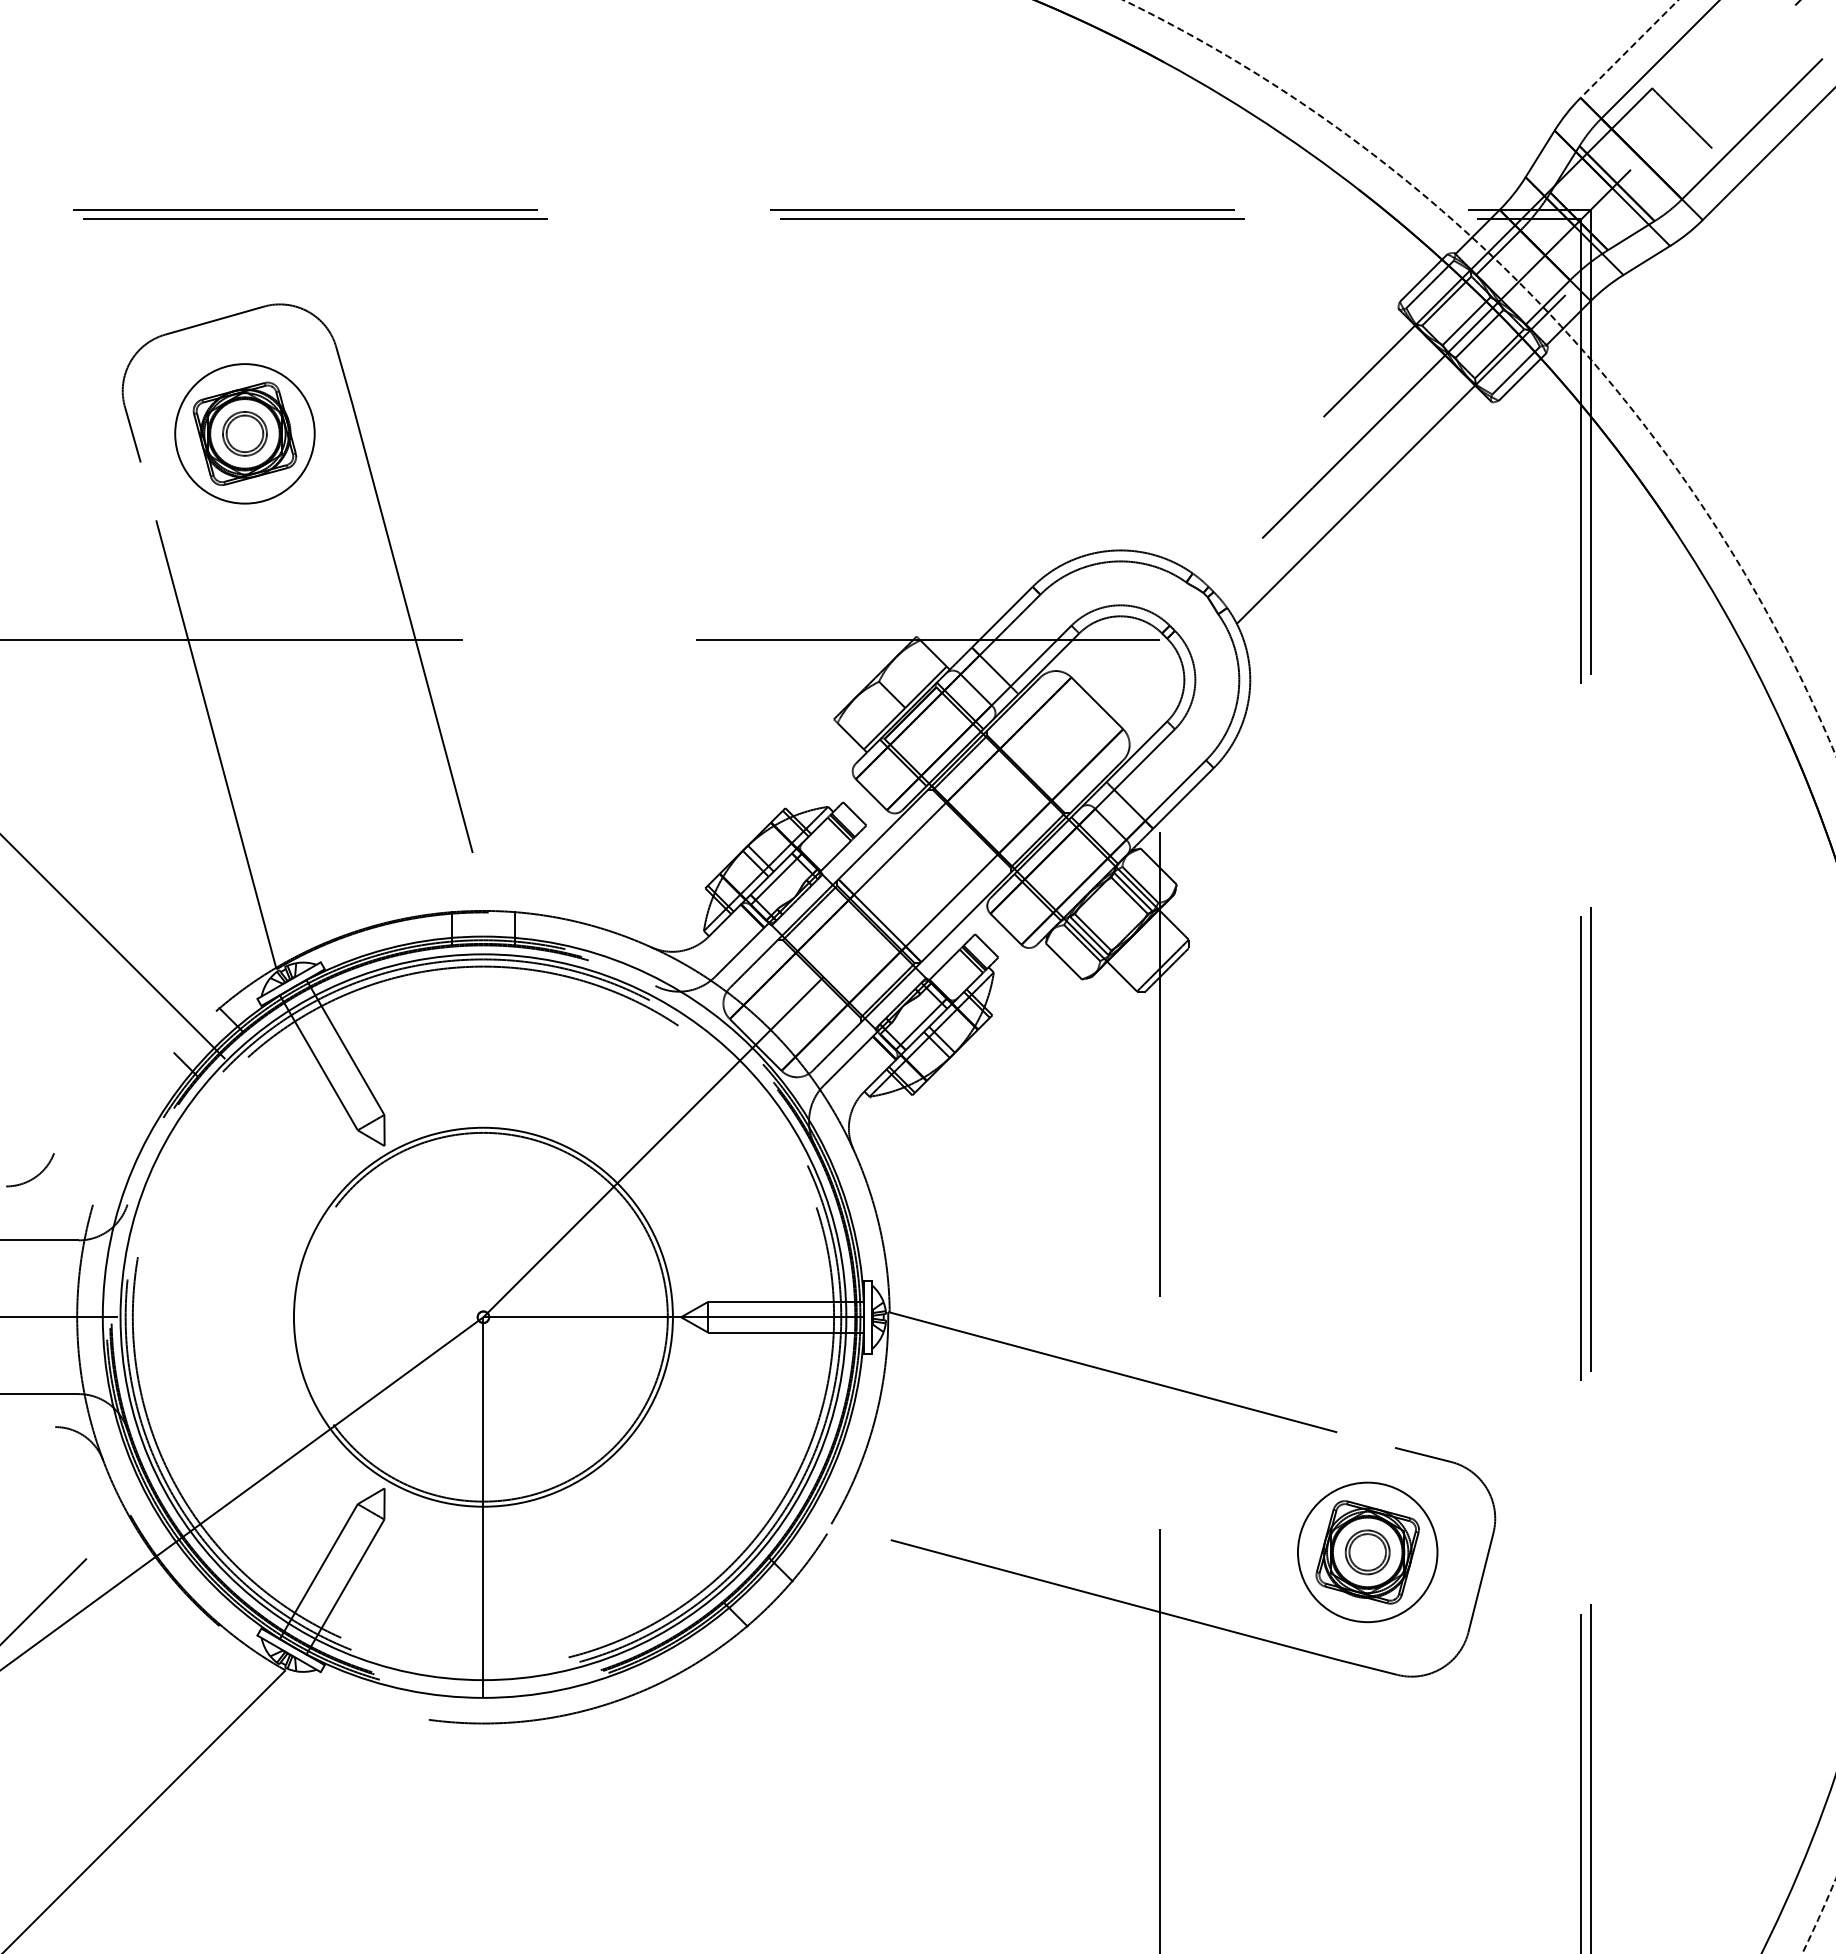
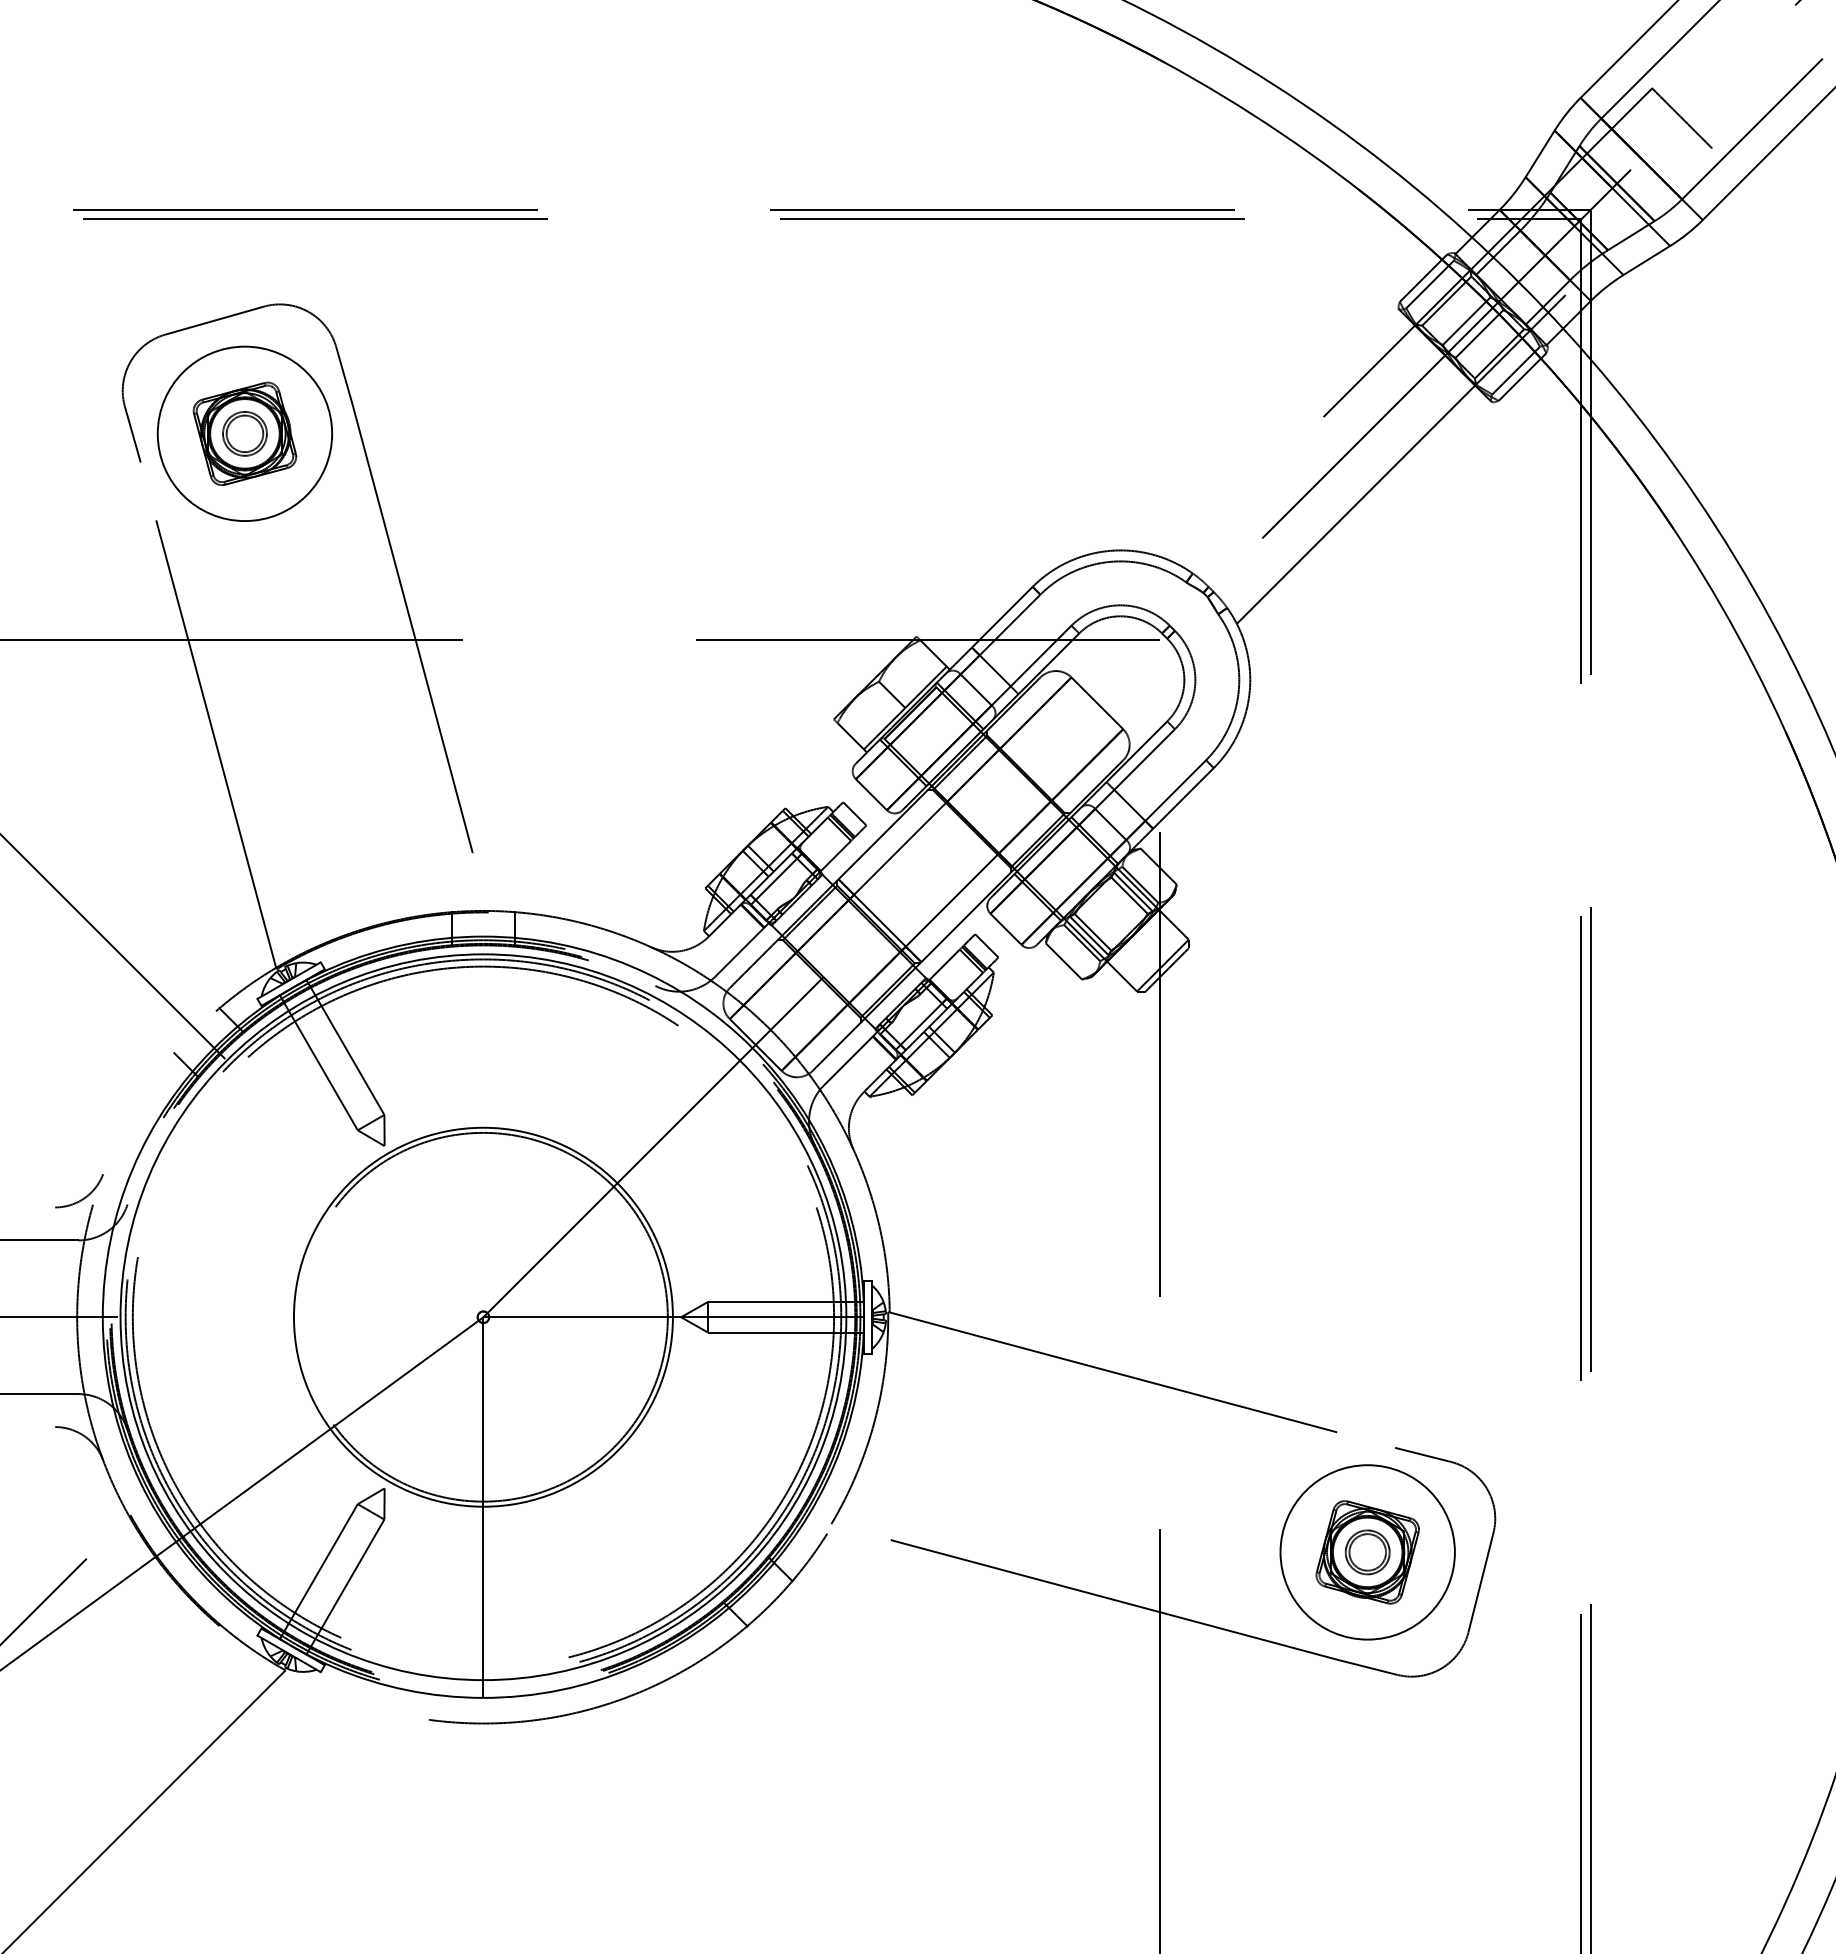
line: dashed -> solid (1629, 49)
circle diameter: 140 px -> 174 px (244, 433)
circle: dashed -> solid (1479, 976)
arc position: (34, 1176) -> (83, 1197) (83, 1197)
circle diameter: 140 px -> 174 px (1367, 1552)
